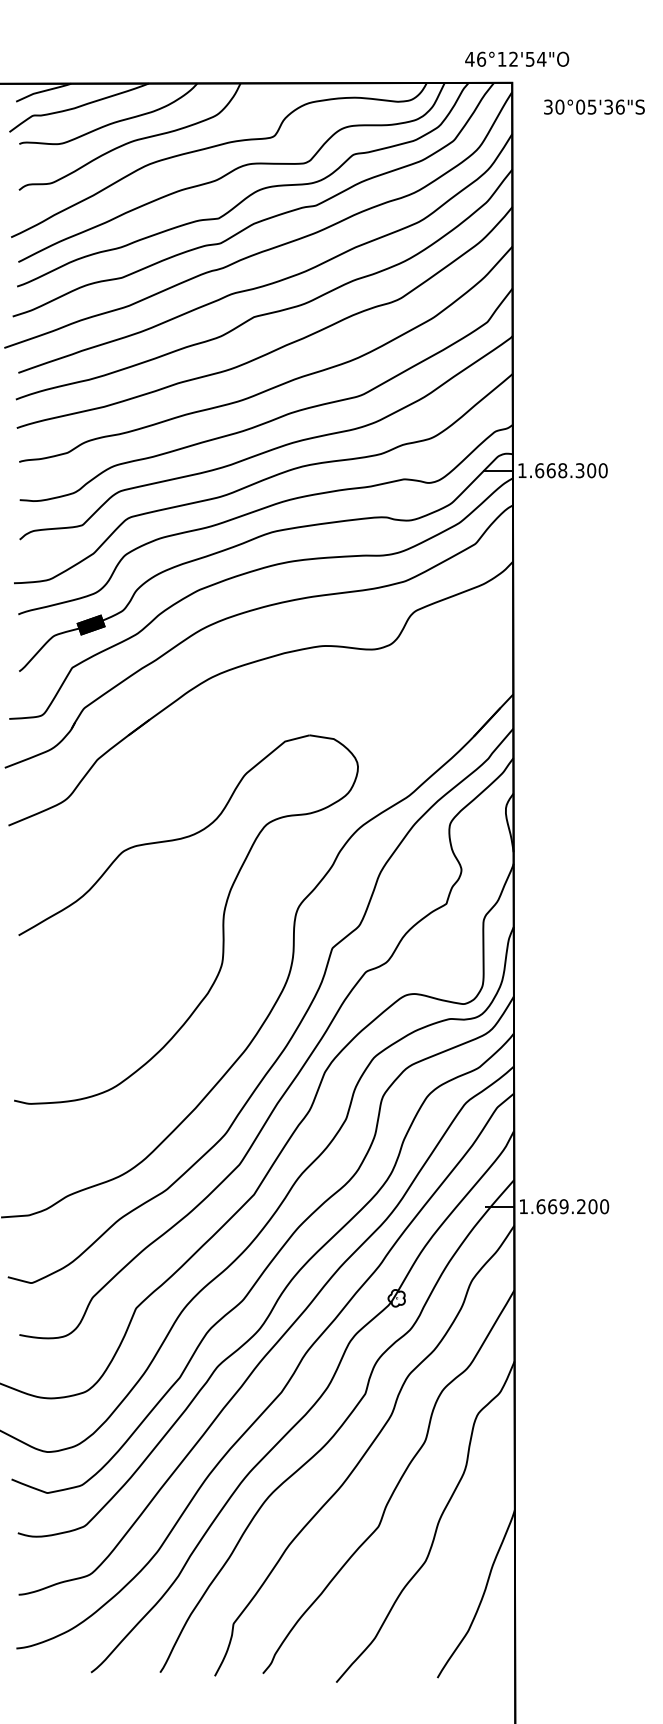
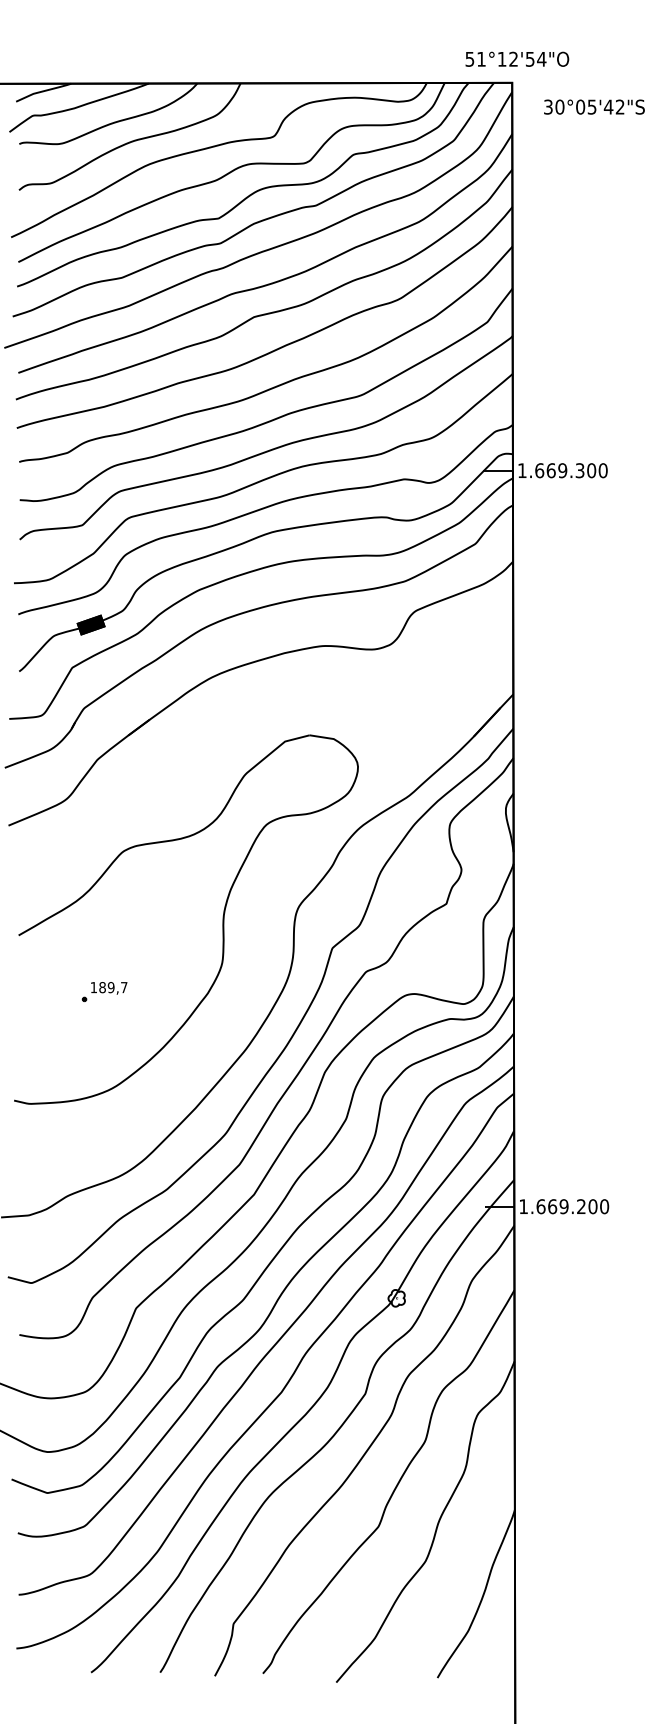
text: 46°12'54"O -> 51°12'54"O (475, 58)
text: 30°05'36"S -> 30°05'42"S (613, 106)
text: 1.668.300 -> 1.669.300 (562, 470)
part: none -> present (104, 991)
